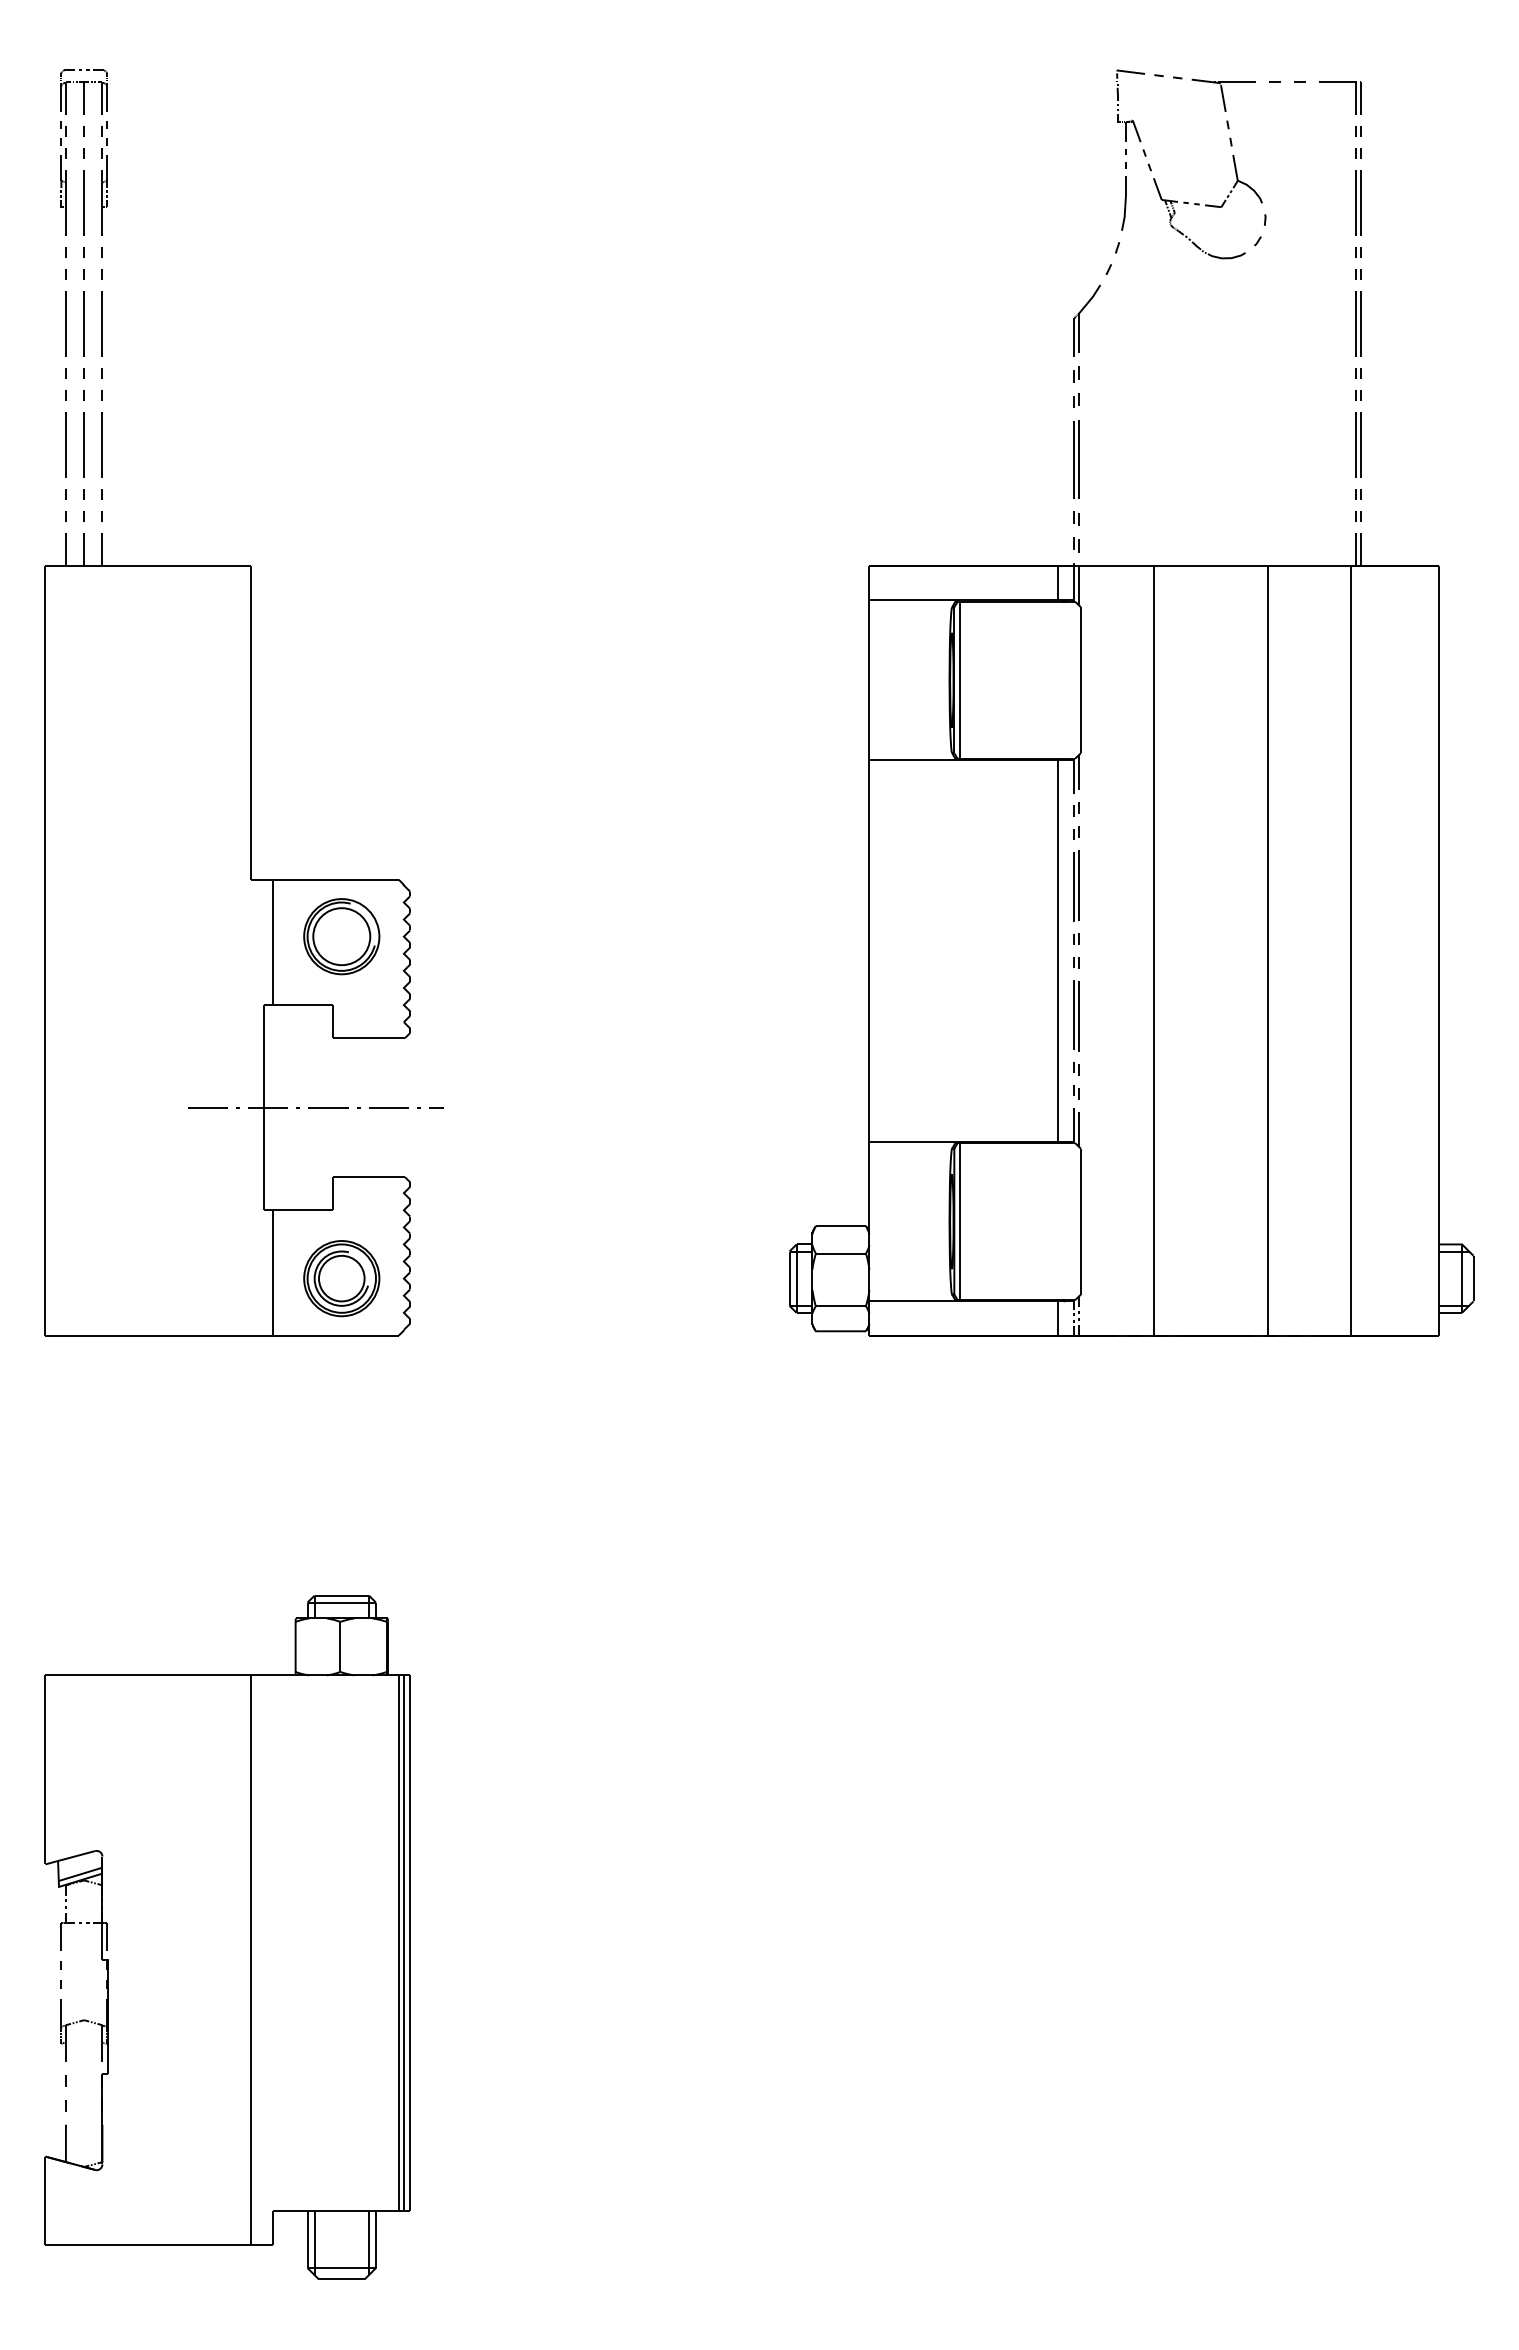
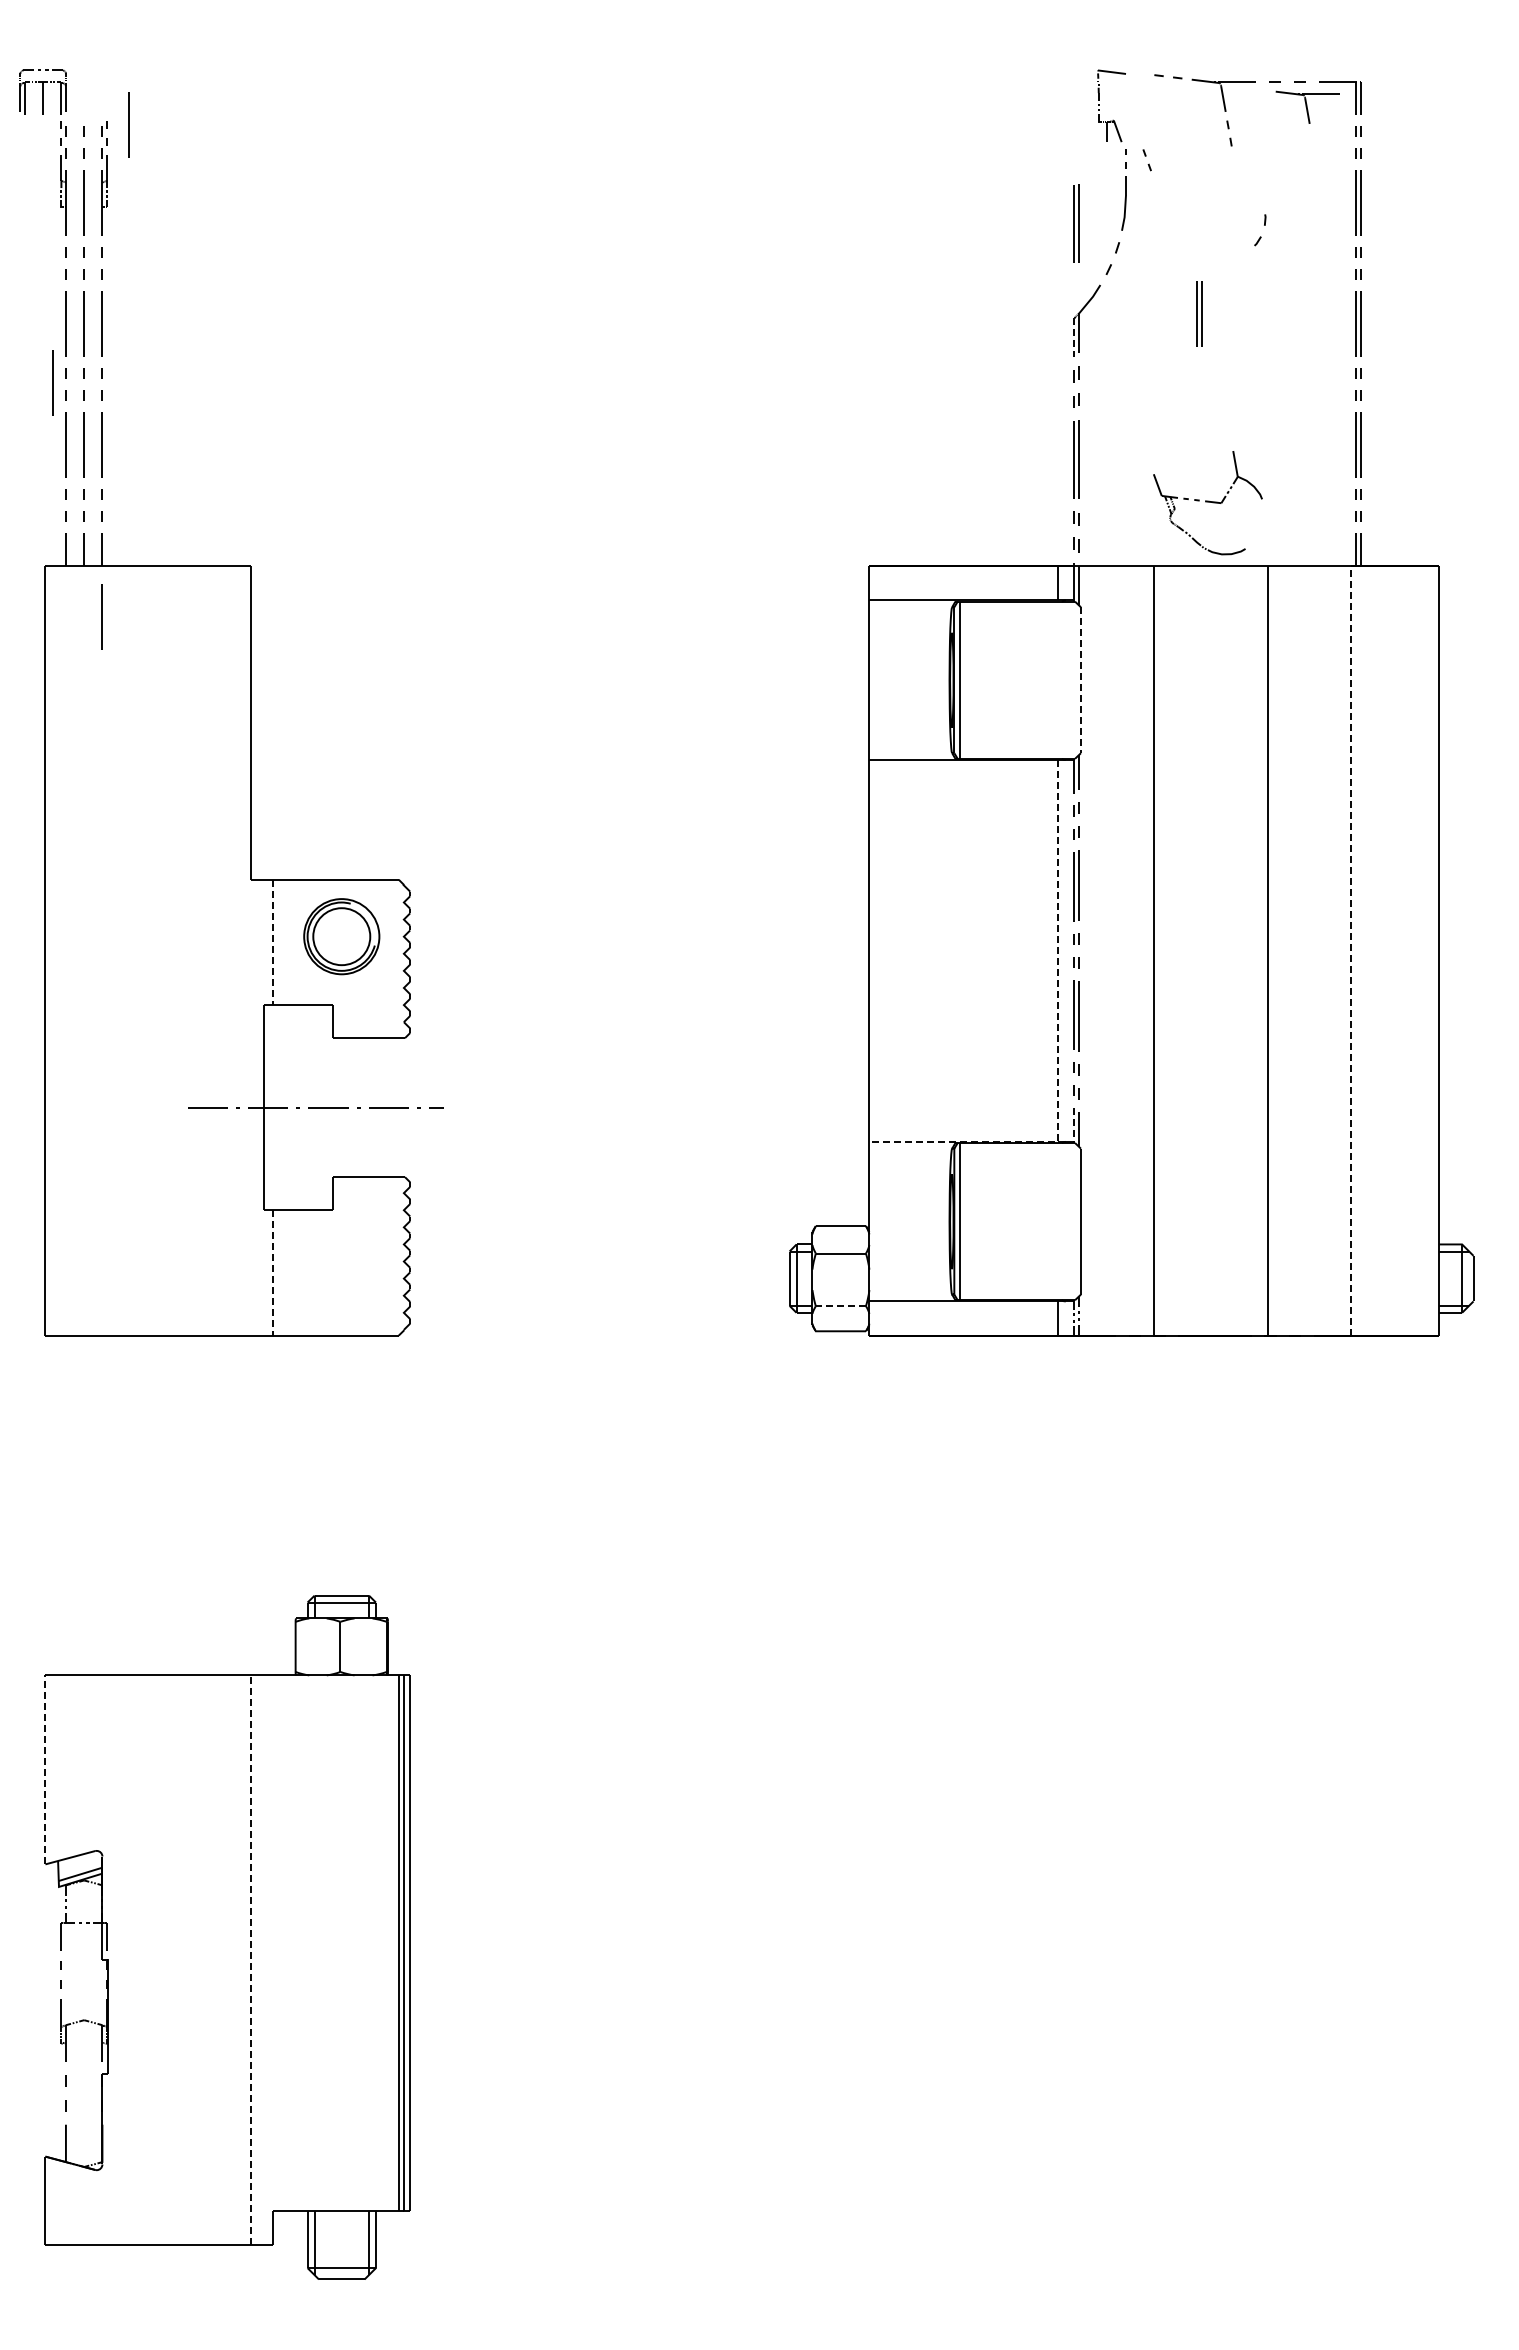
part position: (83, 91) -> (42, 91) (42, 91)
part position: (1118, 105) -> (1099, 105) (1099, 105)
part: none -> present (1307, 106)
line: none -> present (128, 124)
part position: (1207, 207) -> (1207, 503) (1207, 503)
part: none -> present (1076, 223)
part: none -> present (1199, 313)
line: solid -> dashed (1074, 338)
line: none -> present (52, 382)
line: none -> present (101, 616)
line: solid -> dashed (1080, 680)
line: solid -> dashed (273, 942)
line: solid -> dashed (1350, 950)
line: solid -> dashed (1058, 1045)
line: solid -> dashed (1074, 1126)
line: solid -> dashed (273, 1272)
part: present -> none (341, 1278)
line: solid -> dashed (840, 1306)
line: solid -> dashed (45, 1769)
line: solid -> dashed (250, 1960)
